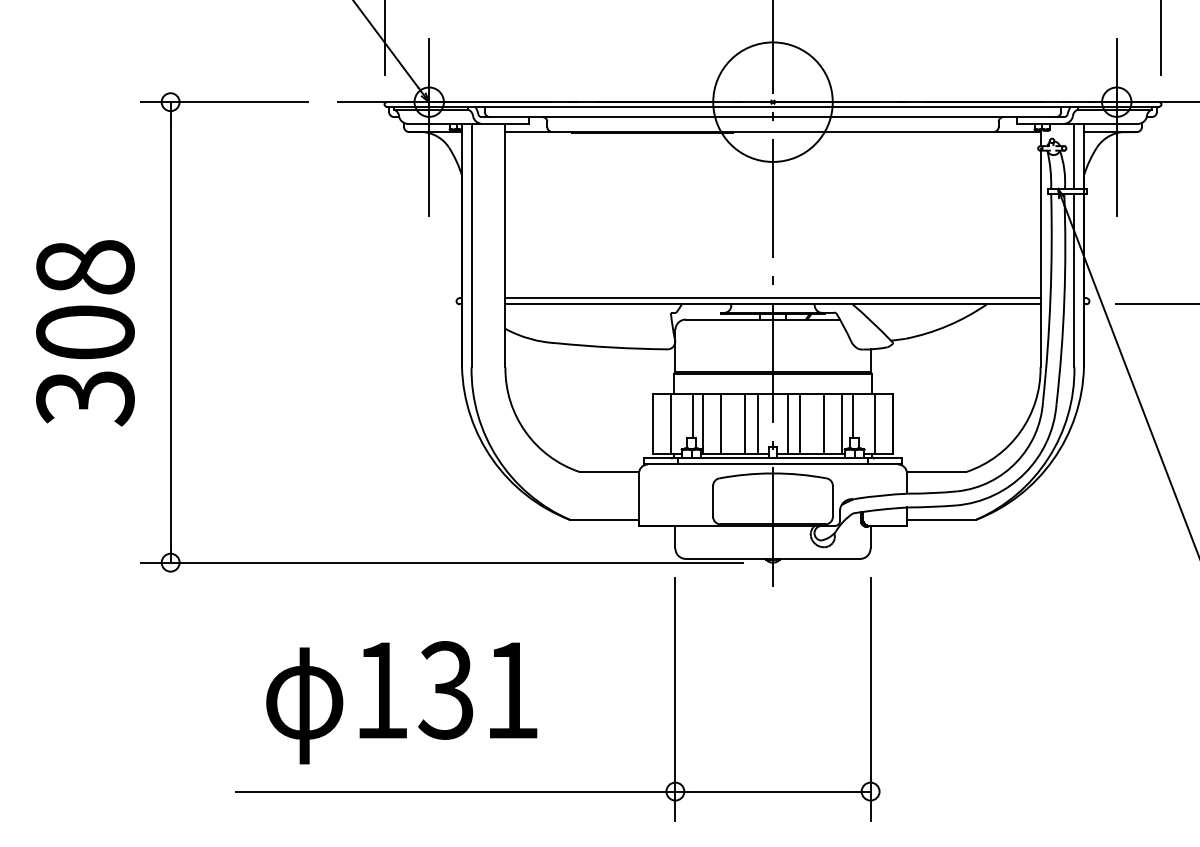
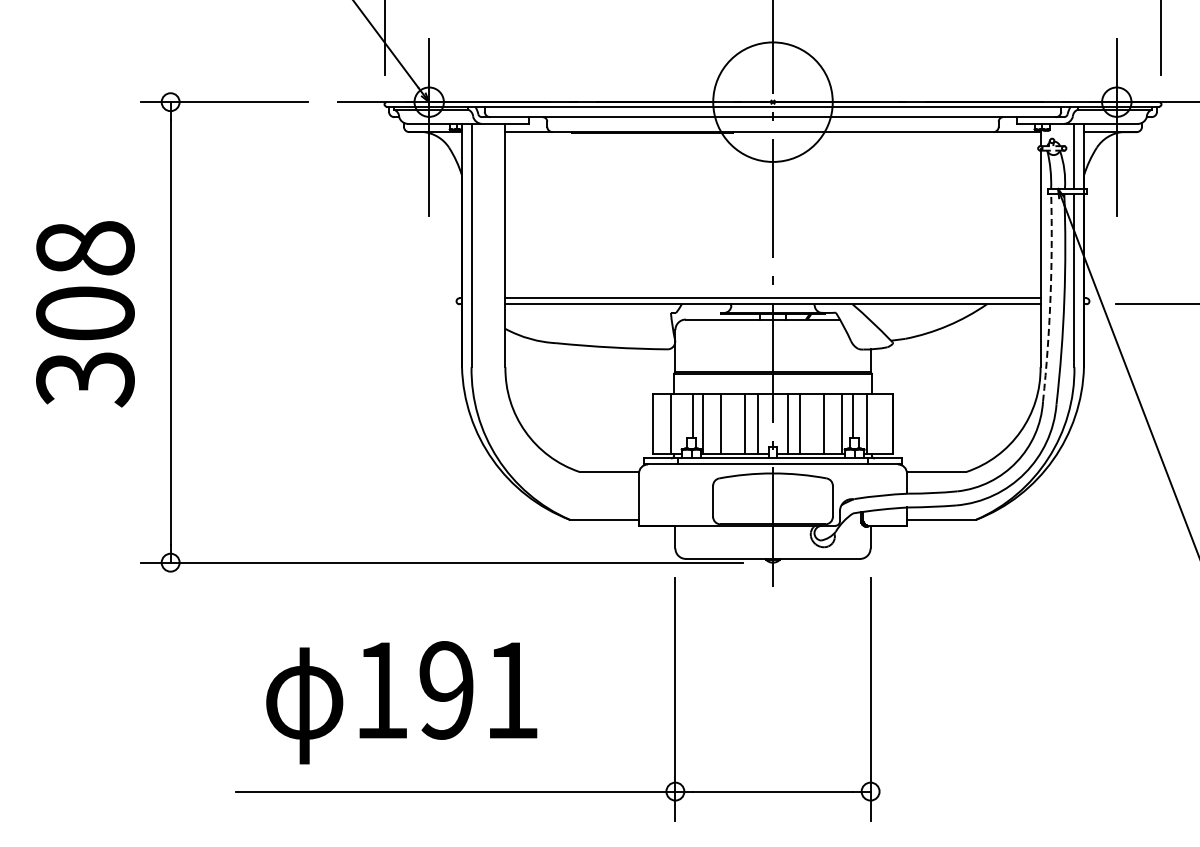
arc: solid -> dashed (1050, 298)
text position: (85, 333) -> (85, 314) (85, 314)
line position: (874, 423) -> (866, 423) (866, 423)
text: 131 -> 191 (445, 690)
